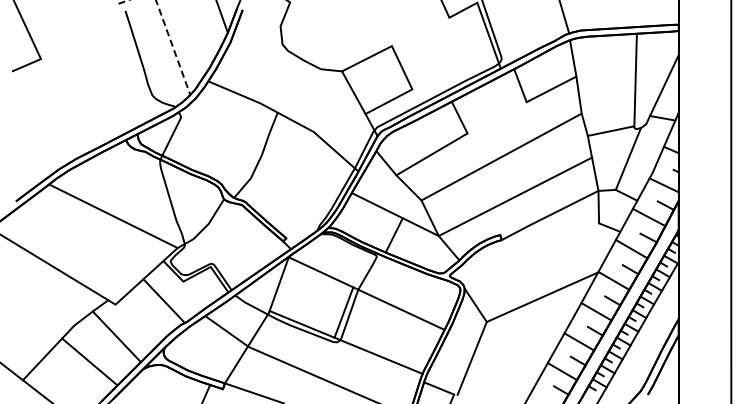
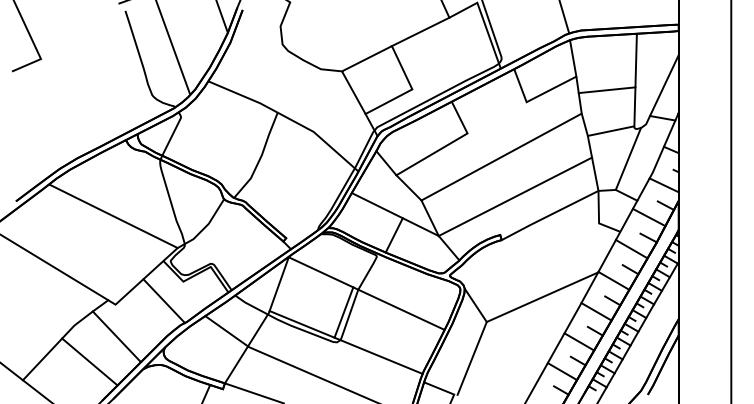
line: none -> present (420, 31)
line: dashed -> solid (171, 42)
line: none -> present (606, 90)
